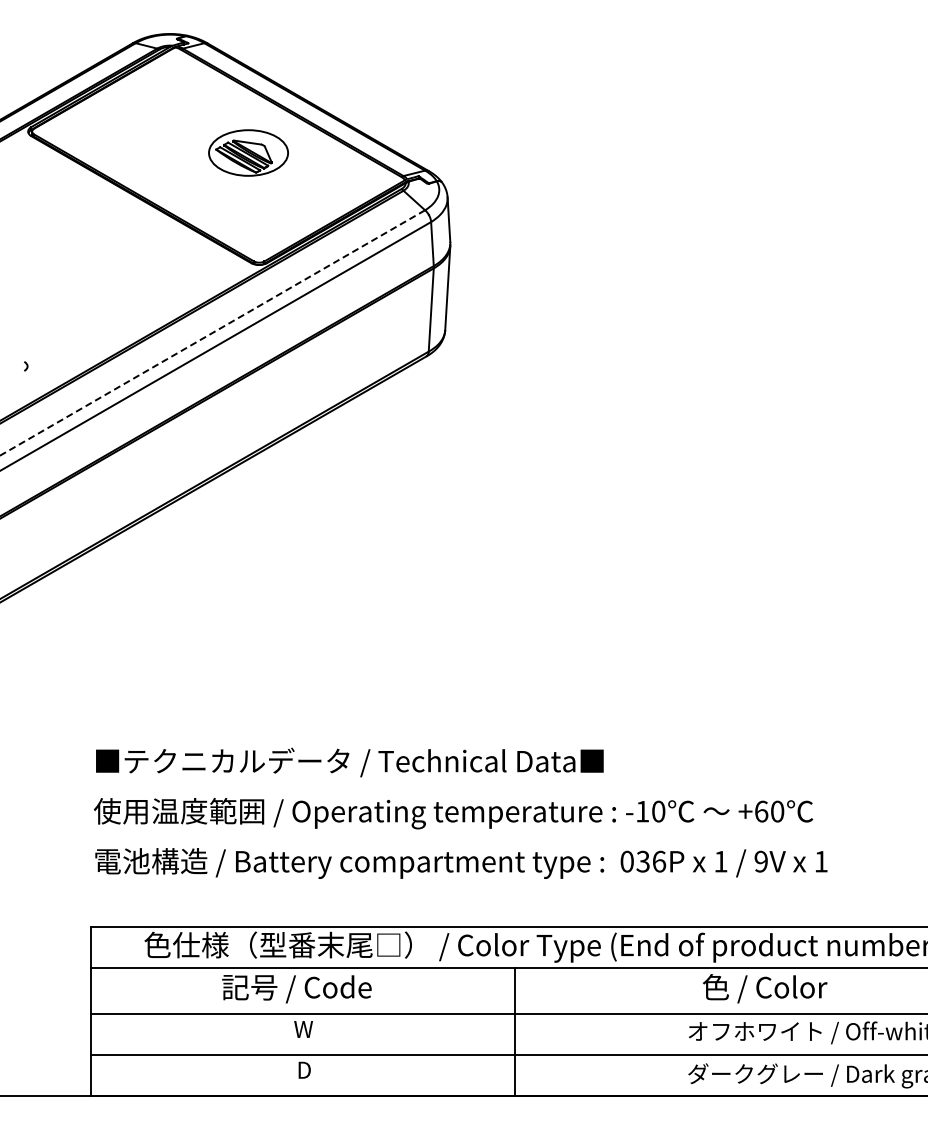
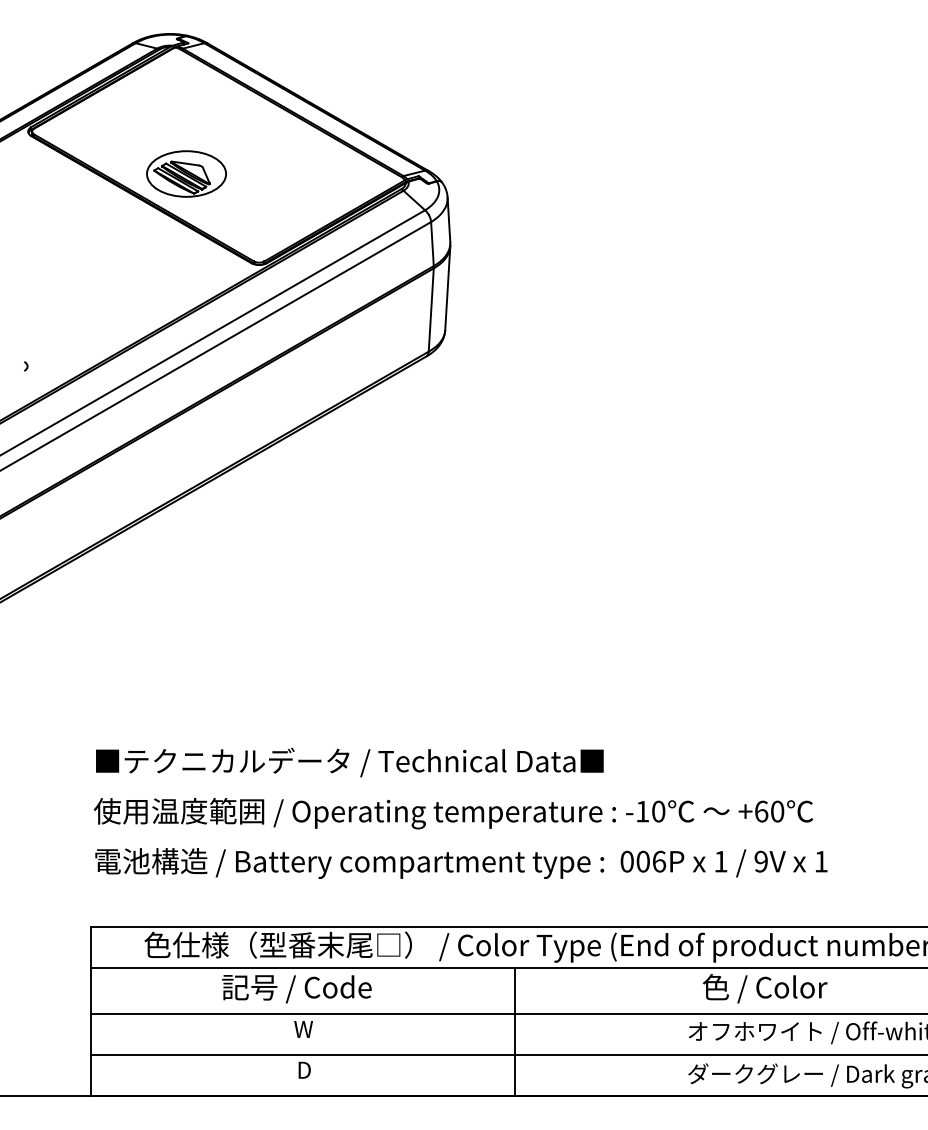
part position: (248, 152) -> (186, 173) (186, 173)
line: dashed -> solid (212, 332)
text: 036P -> 006P (642, 861)
